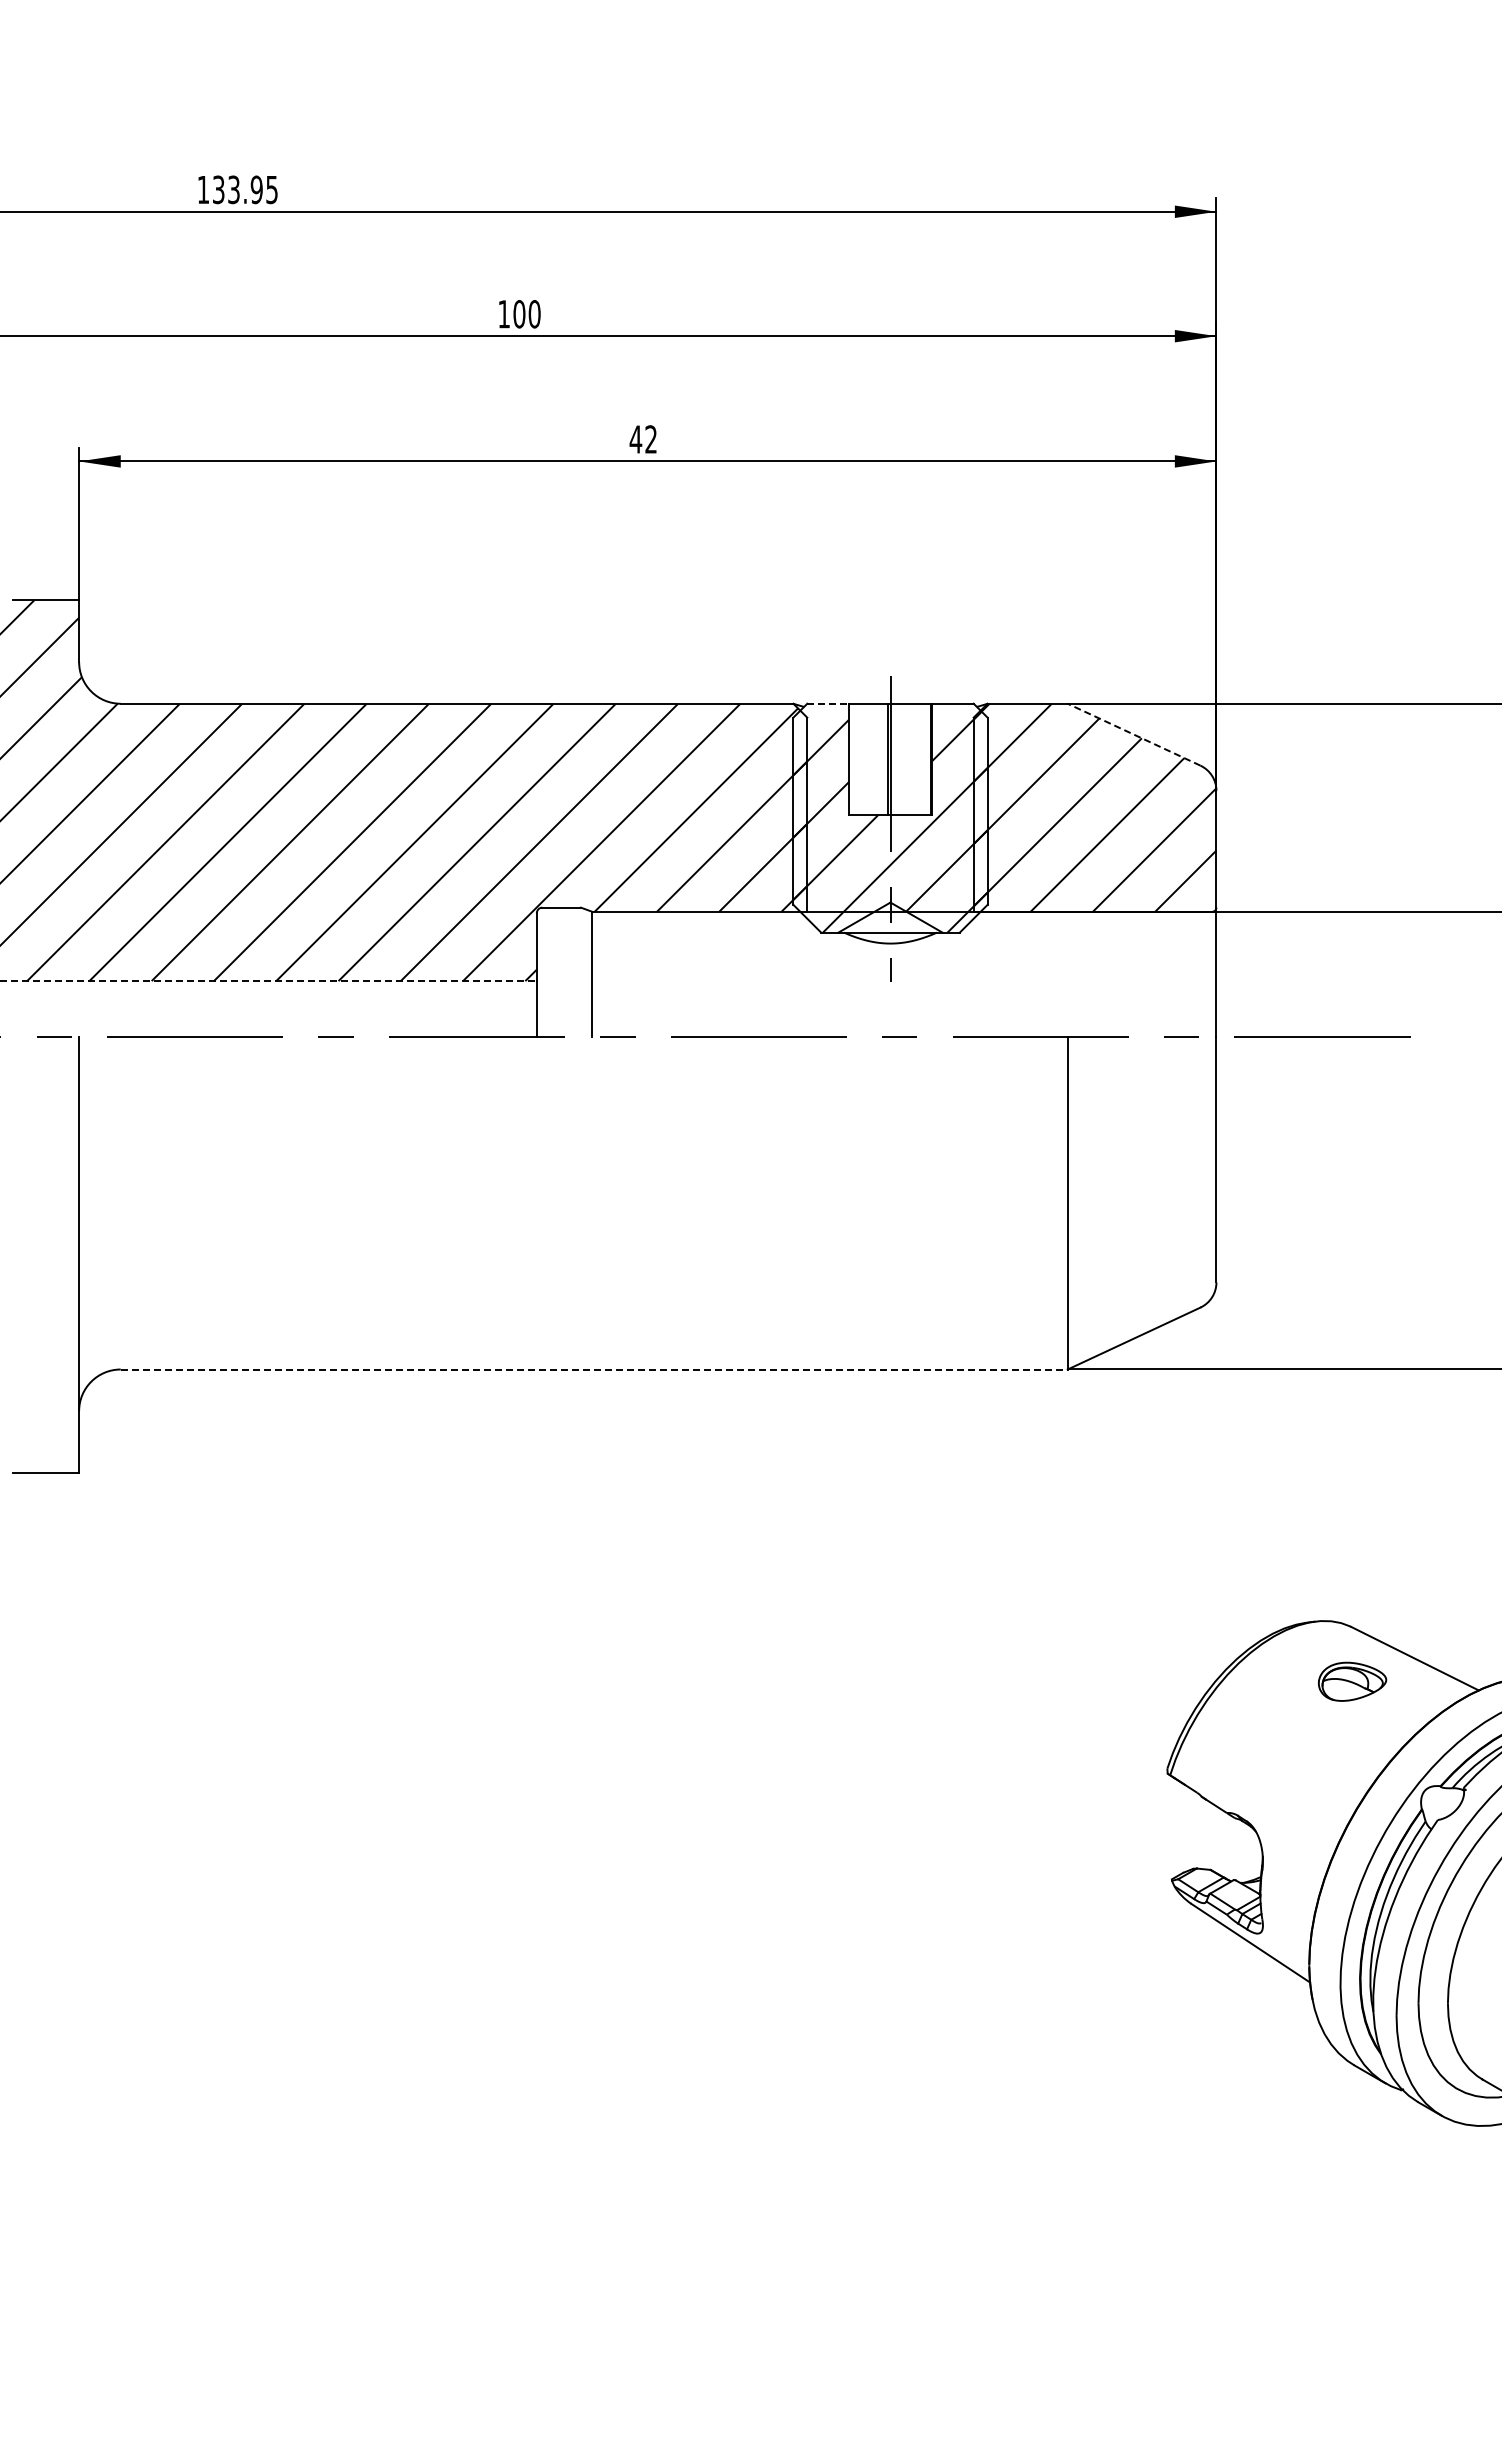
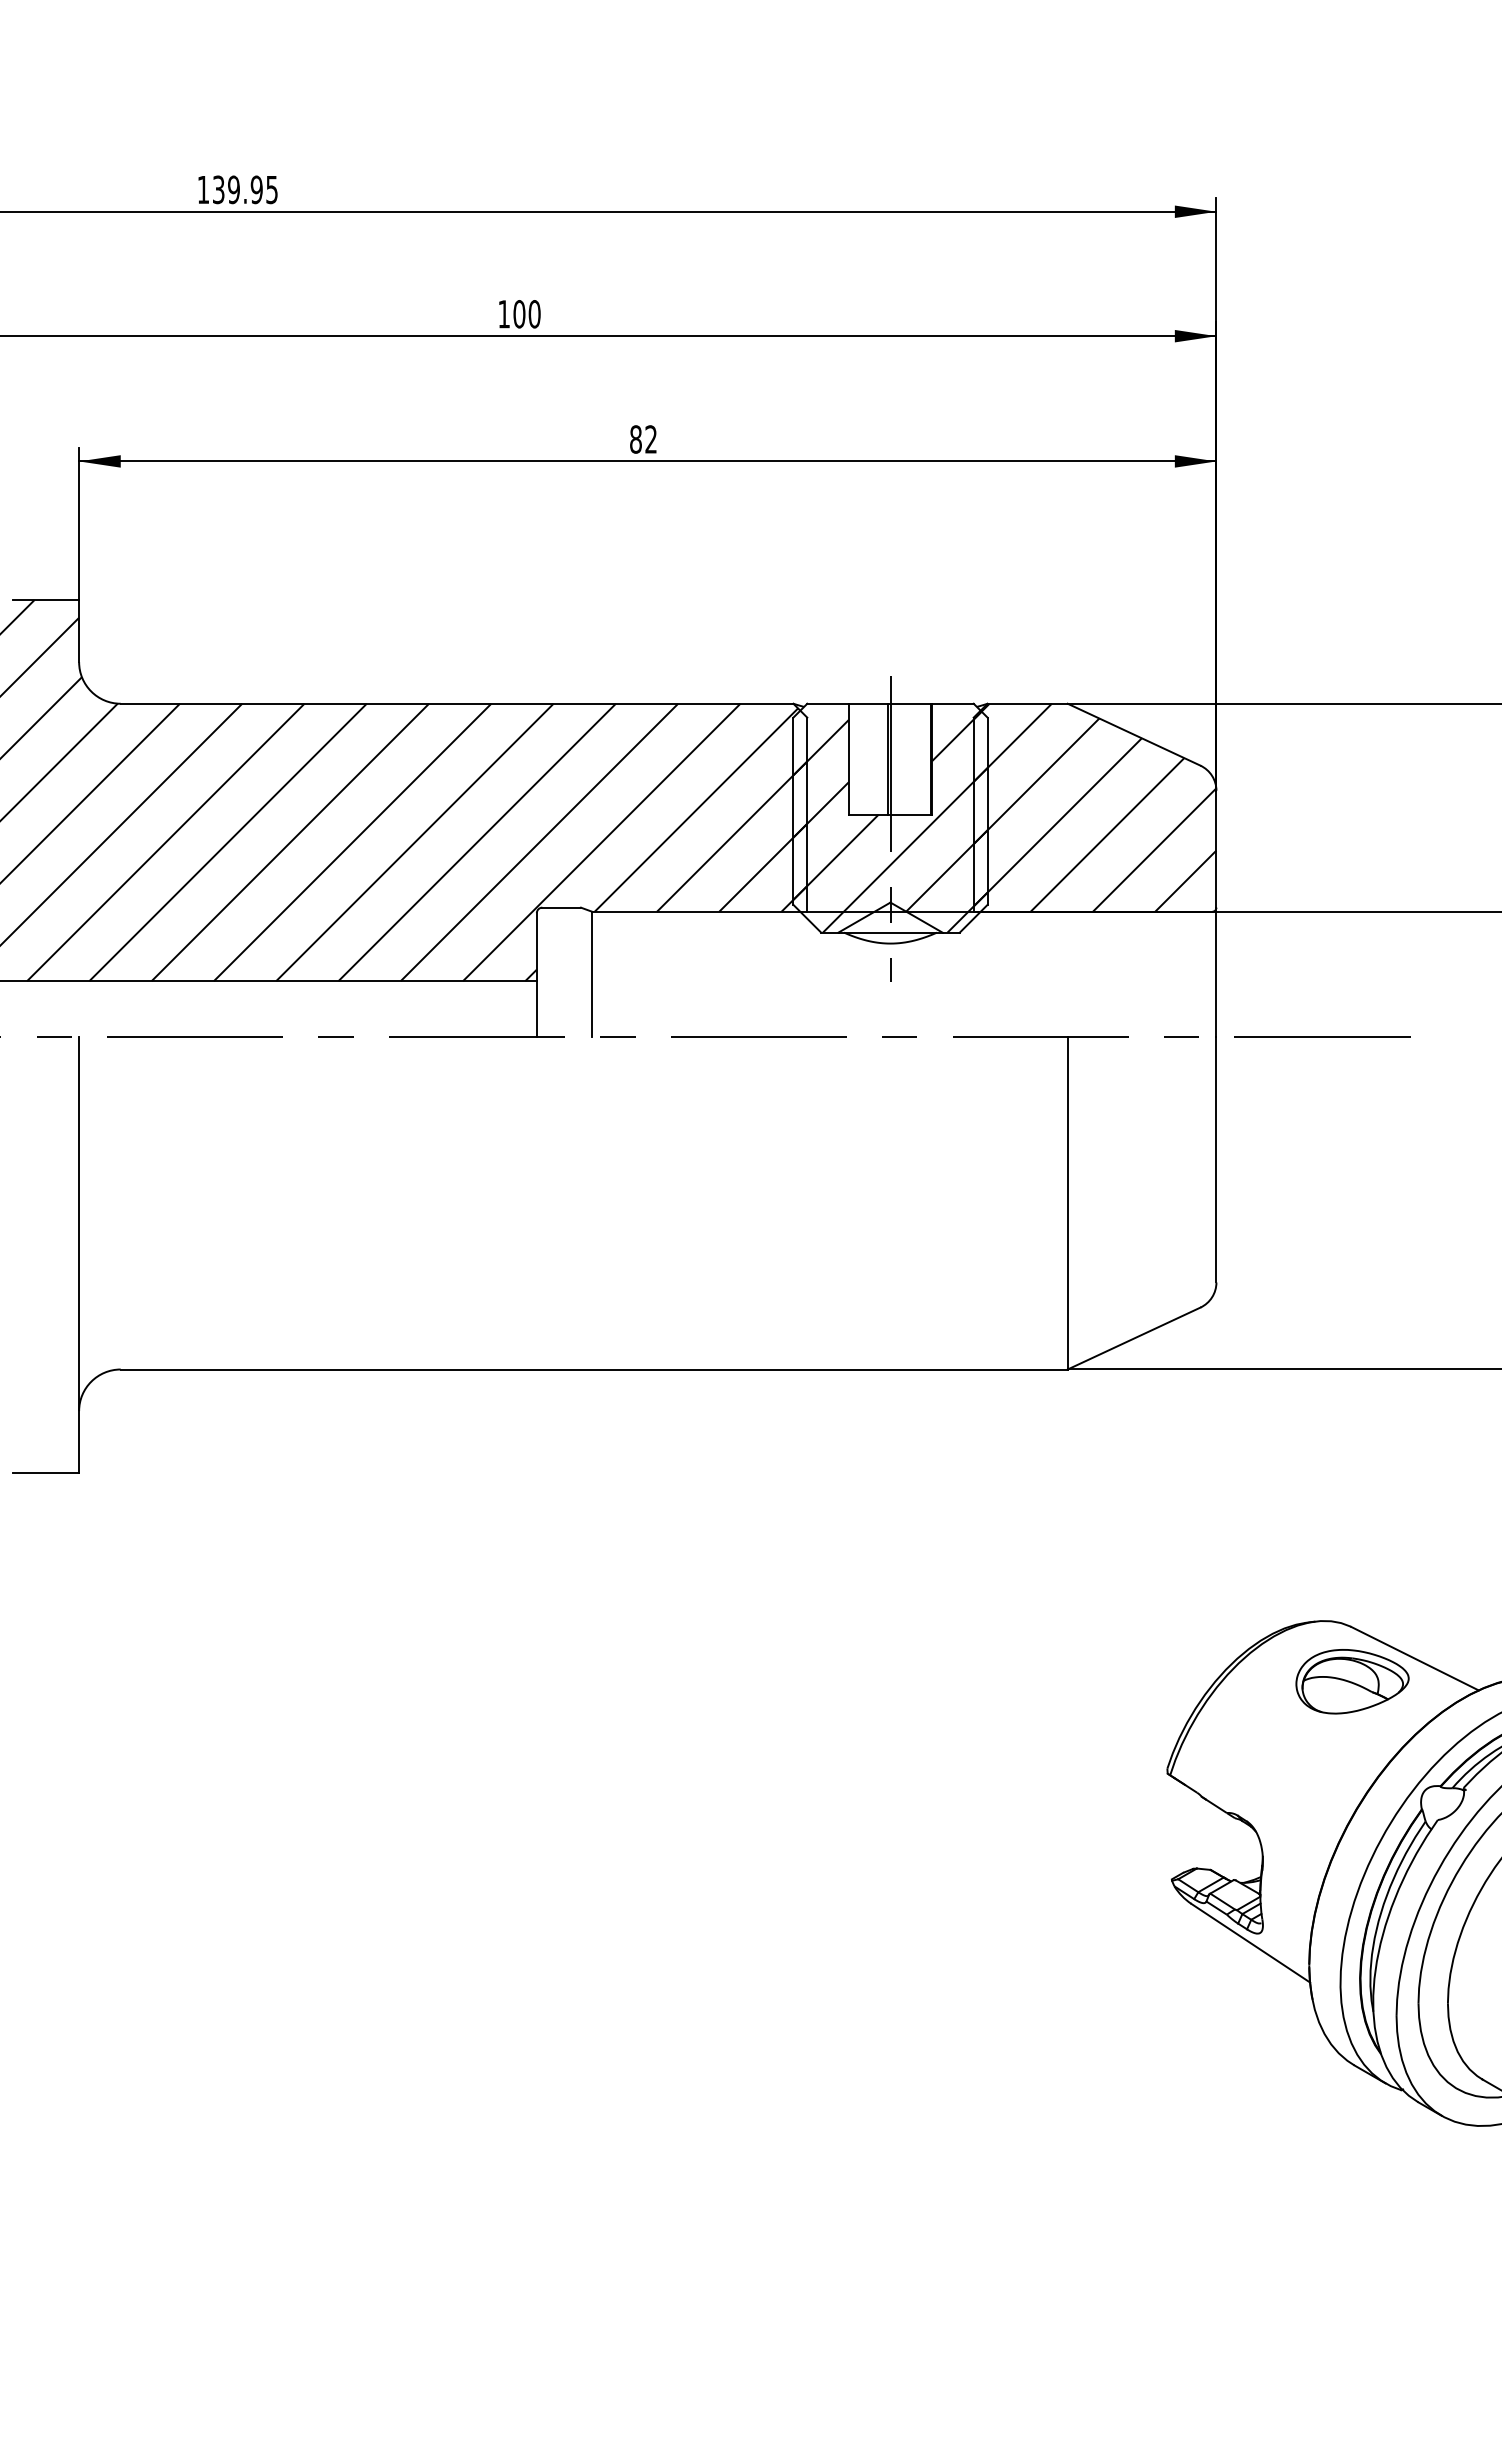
text: 133.95 -> 139.95 (233, 189)
text: 42 -> 82 (635, 439)
line: dashed -> solid (828, 703)
line: dashed -> solid (1133, 734)
line: dashed -> solid (269, 981)
line: dashed -> solid (594, 1369)
part size: 70x41 px -> 115x66 px (1352, 1681)
